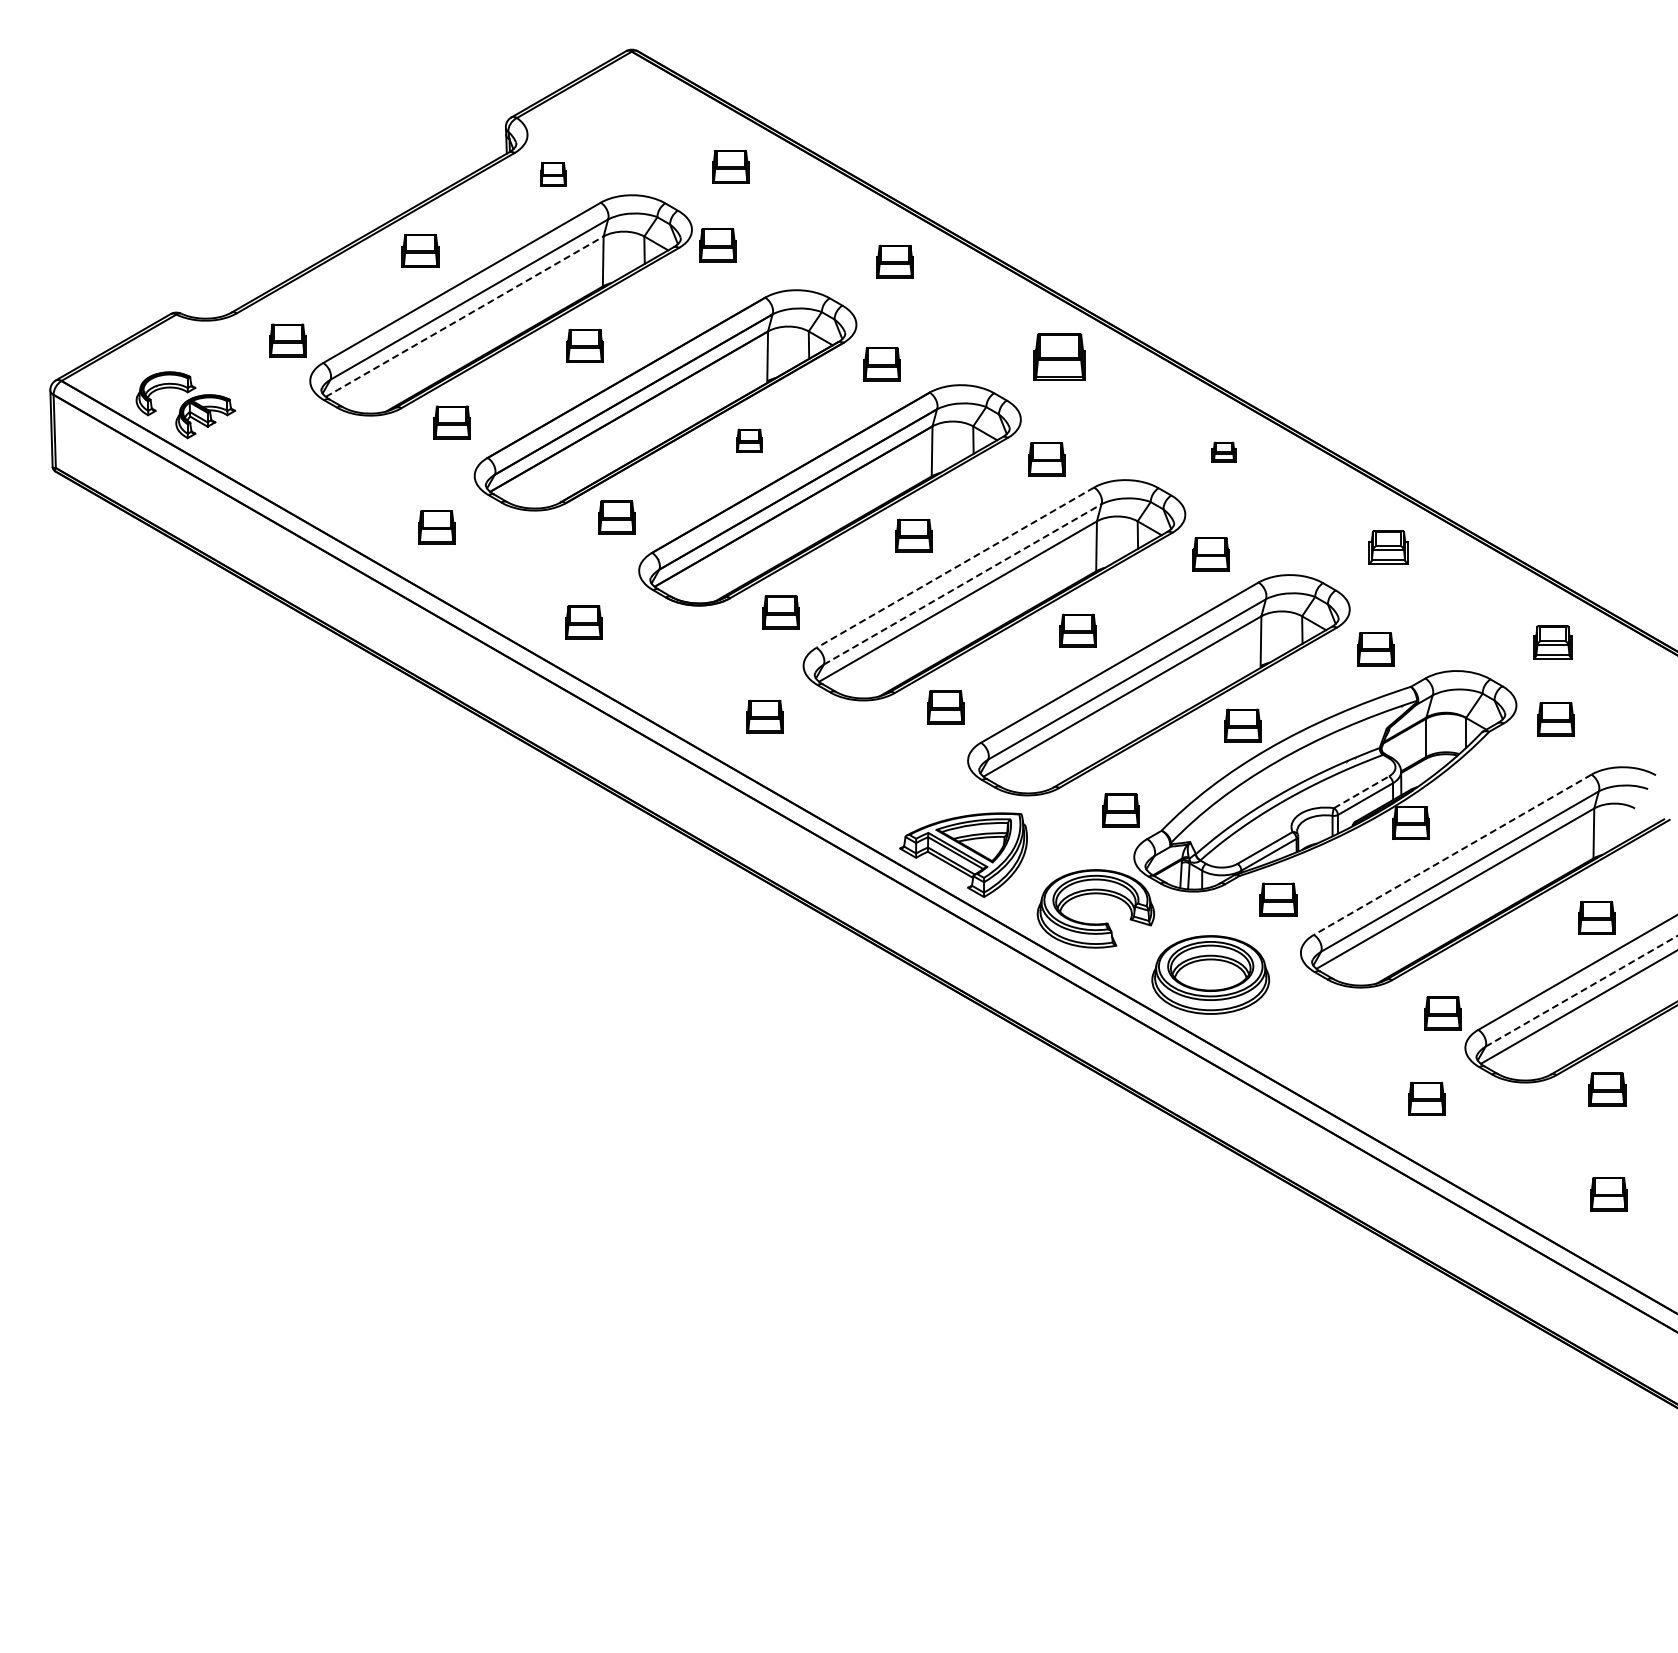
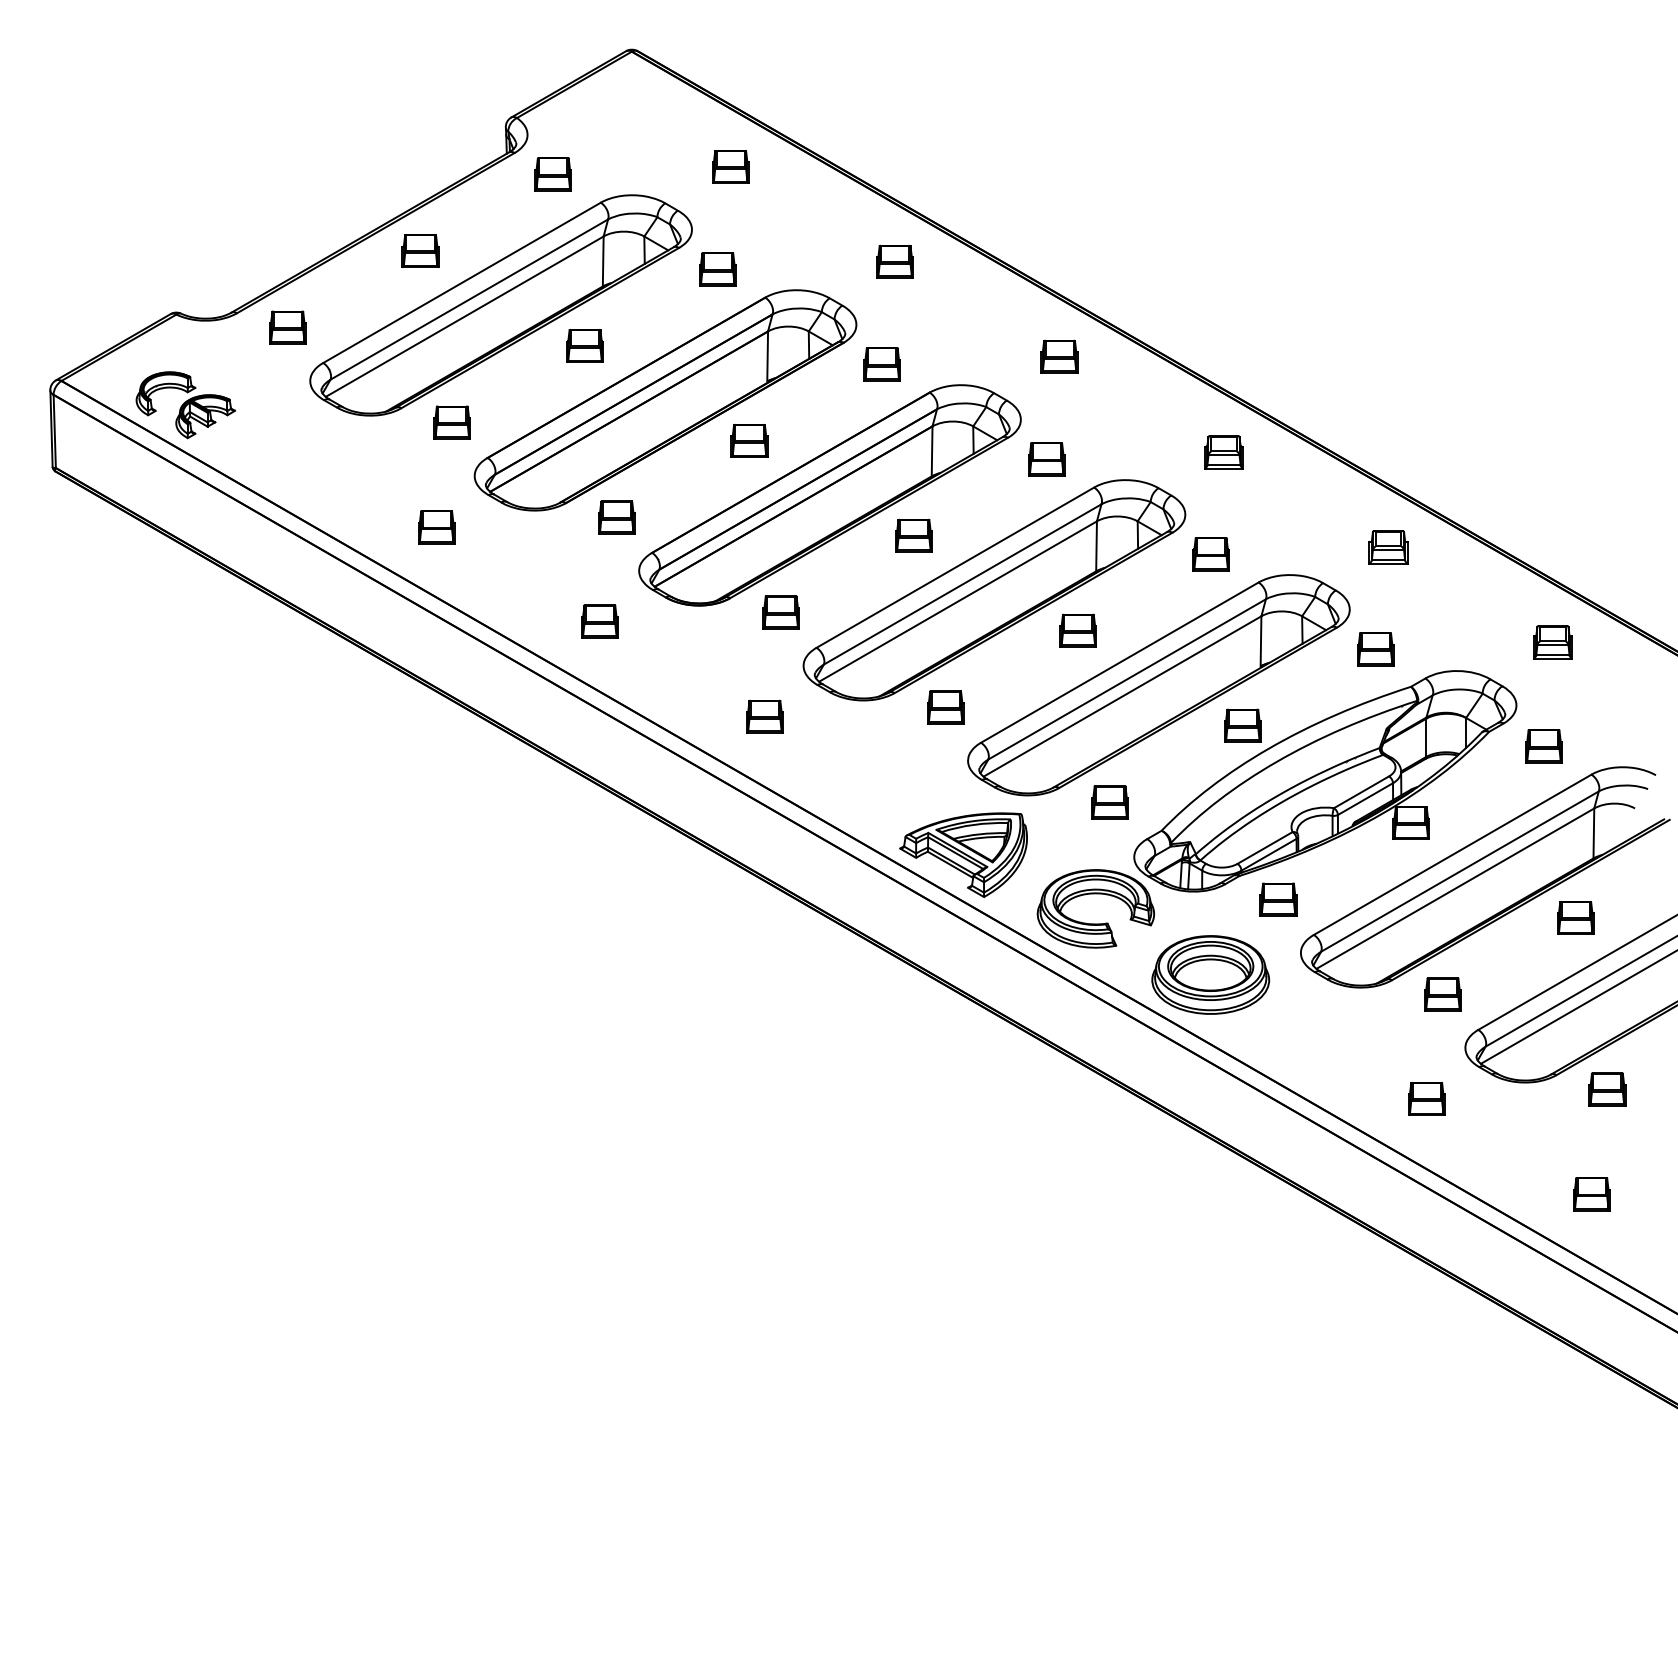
part size: 27x25 px -> 38x35 px (552, 174)
part position: (717, 245) -> (717, 269) (717, 269)
line: dashed -> solid (465, 316)
part position: (287, 340) -> (287, 327) (287, 327)
part size: 53x48 px -> 39x35 px (1059, 356)
part size: 27x25 px -> 39x34 px (749, 440)
part size: 26x22 px -> 40x35 px (1223, 452)
line: dashed -> solid (954, 567)
line: dashed -> solid (963, 584)
part position: (583, 622) -> (599, 621) (599, 621)
part position: (1555, 719) -> (1543, 746) (1543, 746)
line: dashed -> solid (1361, 792)
part position: (1120, 810) -> (1109, 802) (1109, 802)
line: dashed -> solid (1452, 855)
part position: (1596, 917) -> (1575, 917) (1575, 917)
line: dashed -> solid (1581, 991)
part position: (1442, 1013) -> (1442, 994) (1442, 994)
part position: (1608, 1194) -> (1591, 1194) (1591, 1194)
